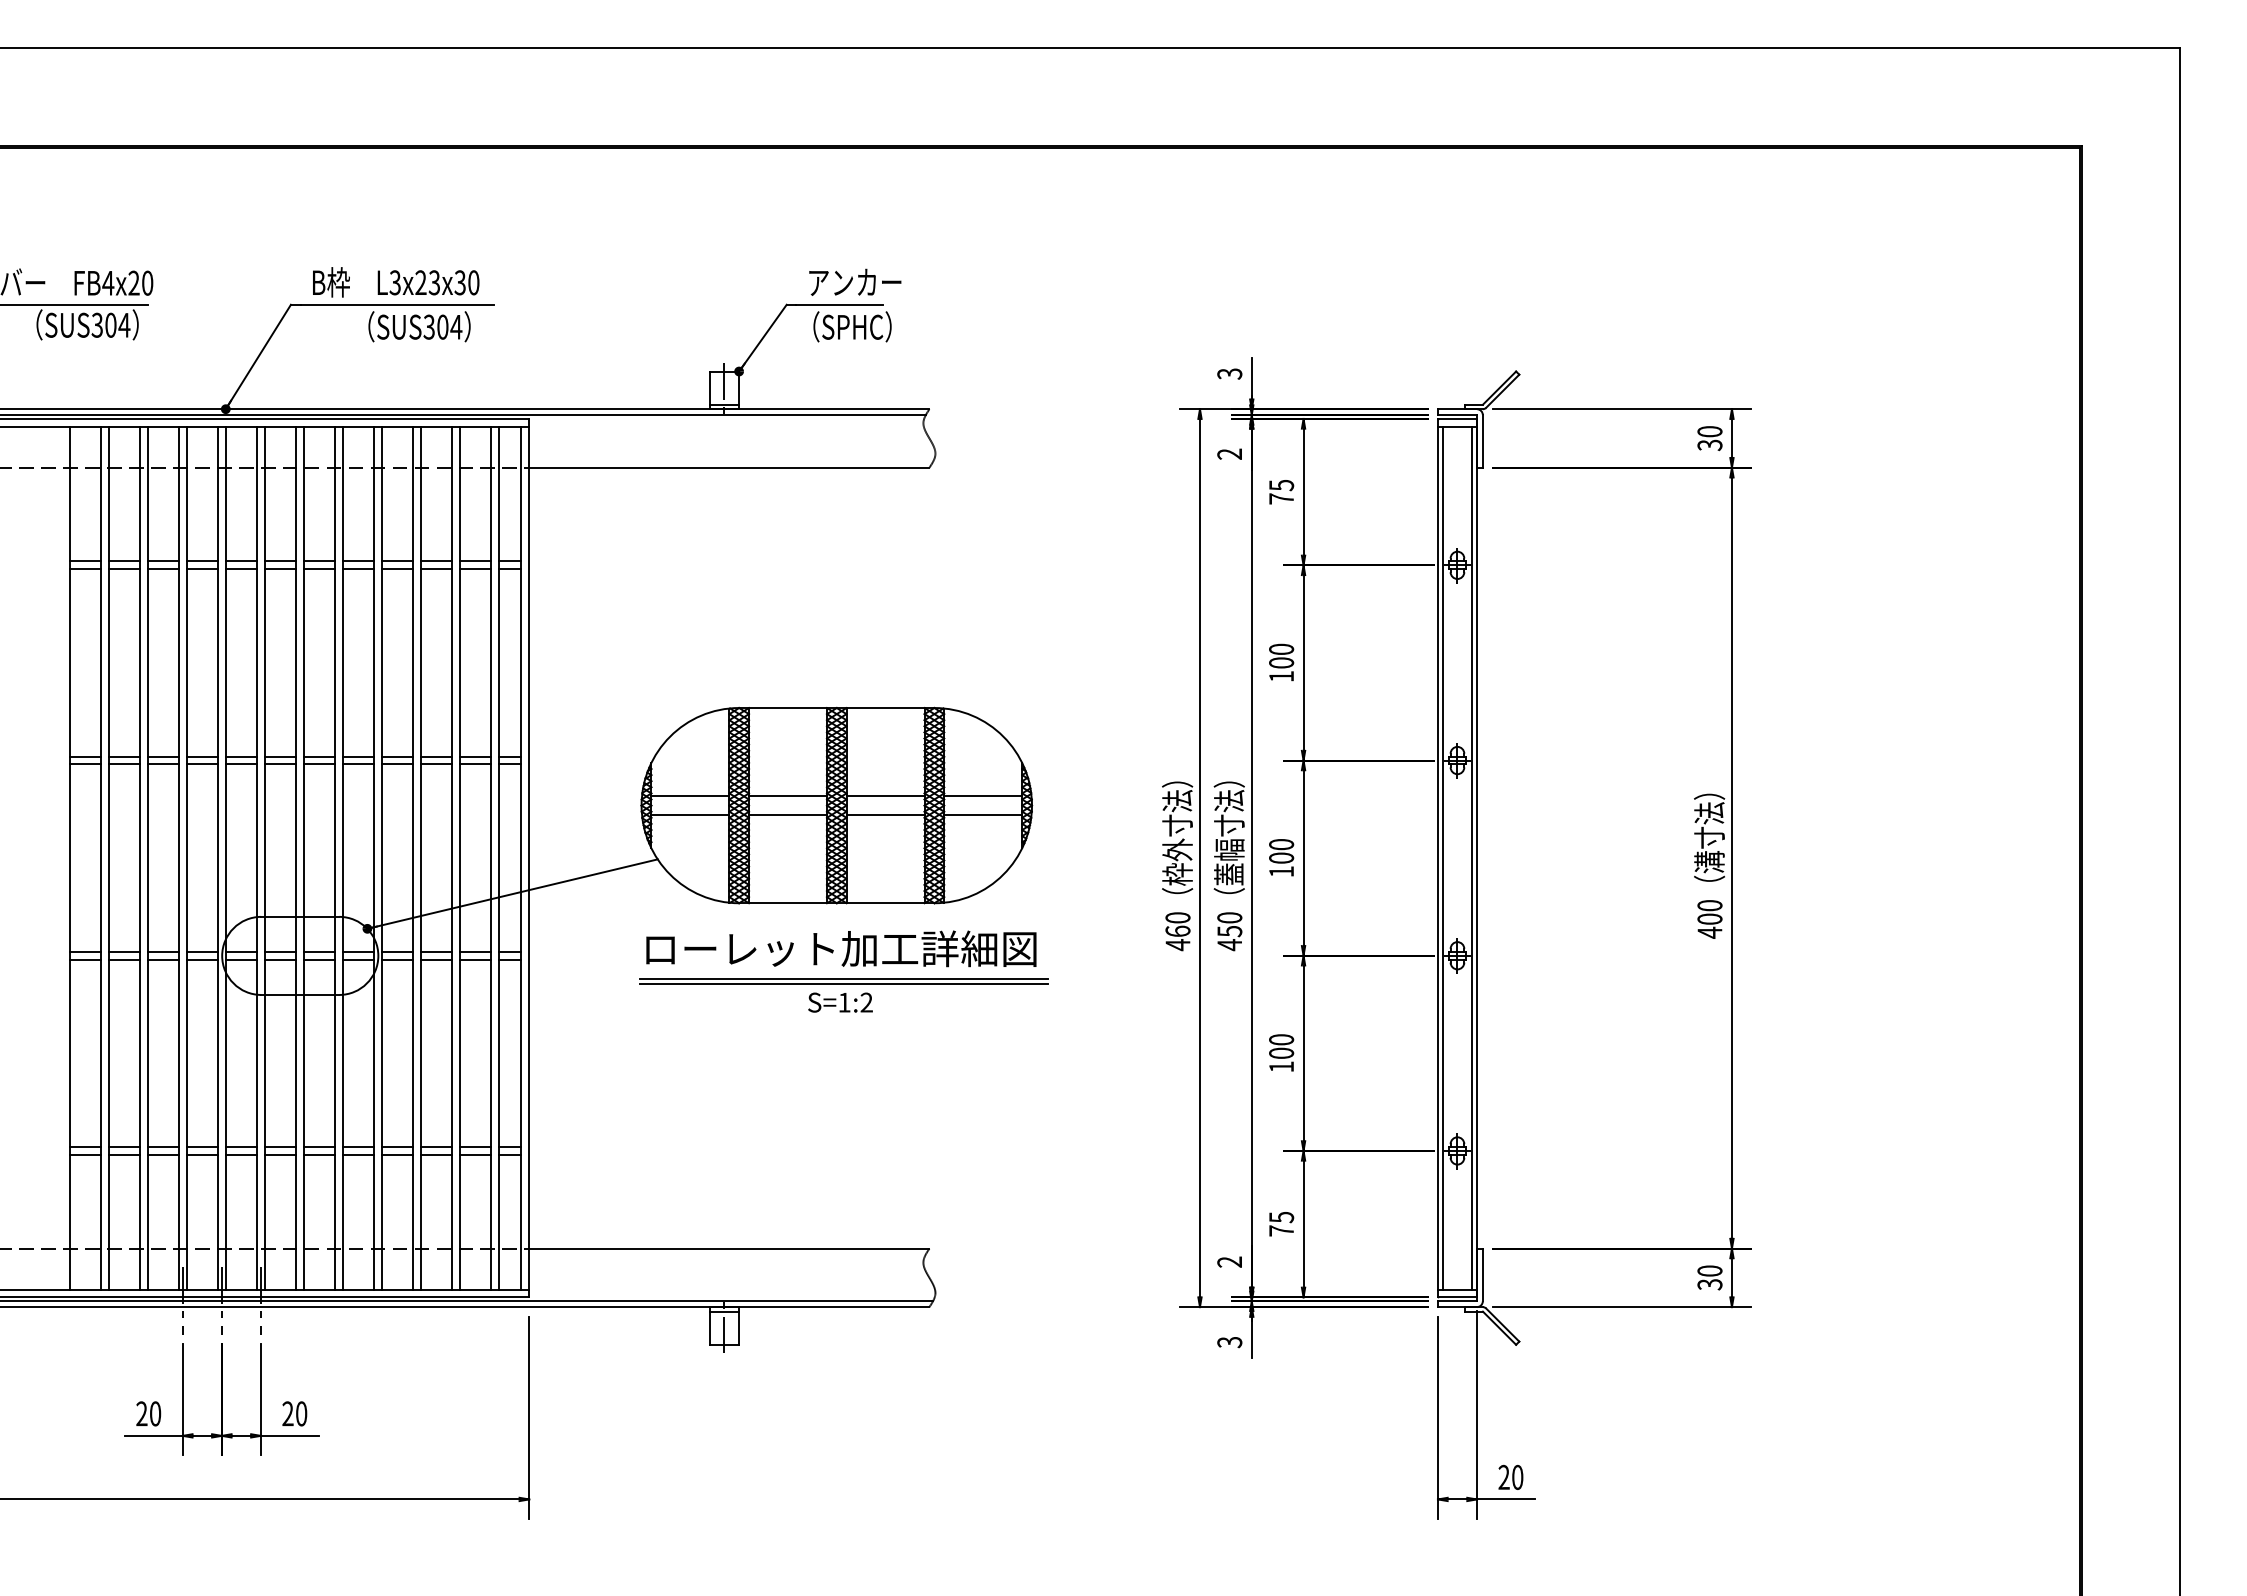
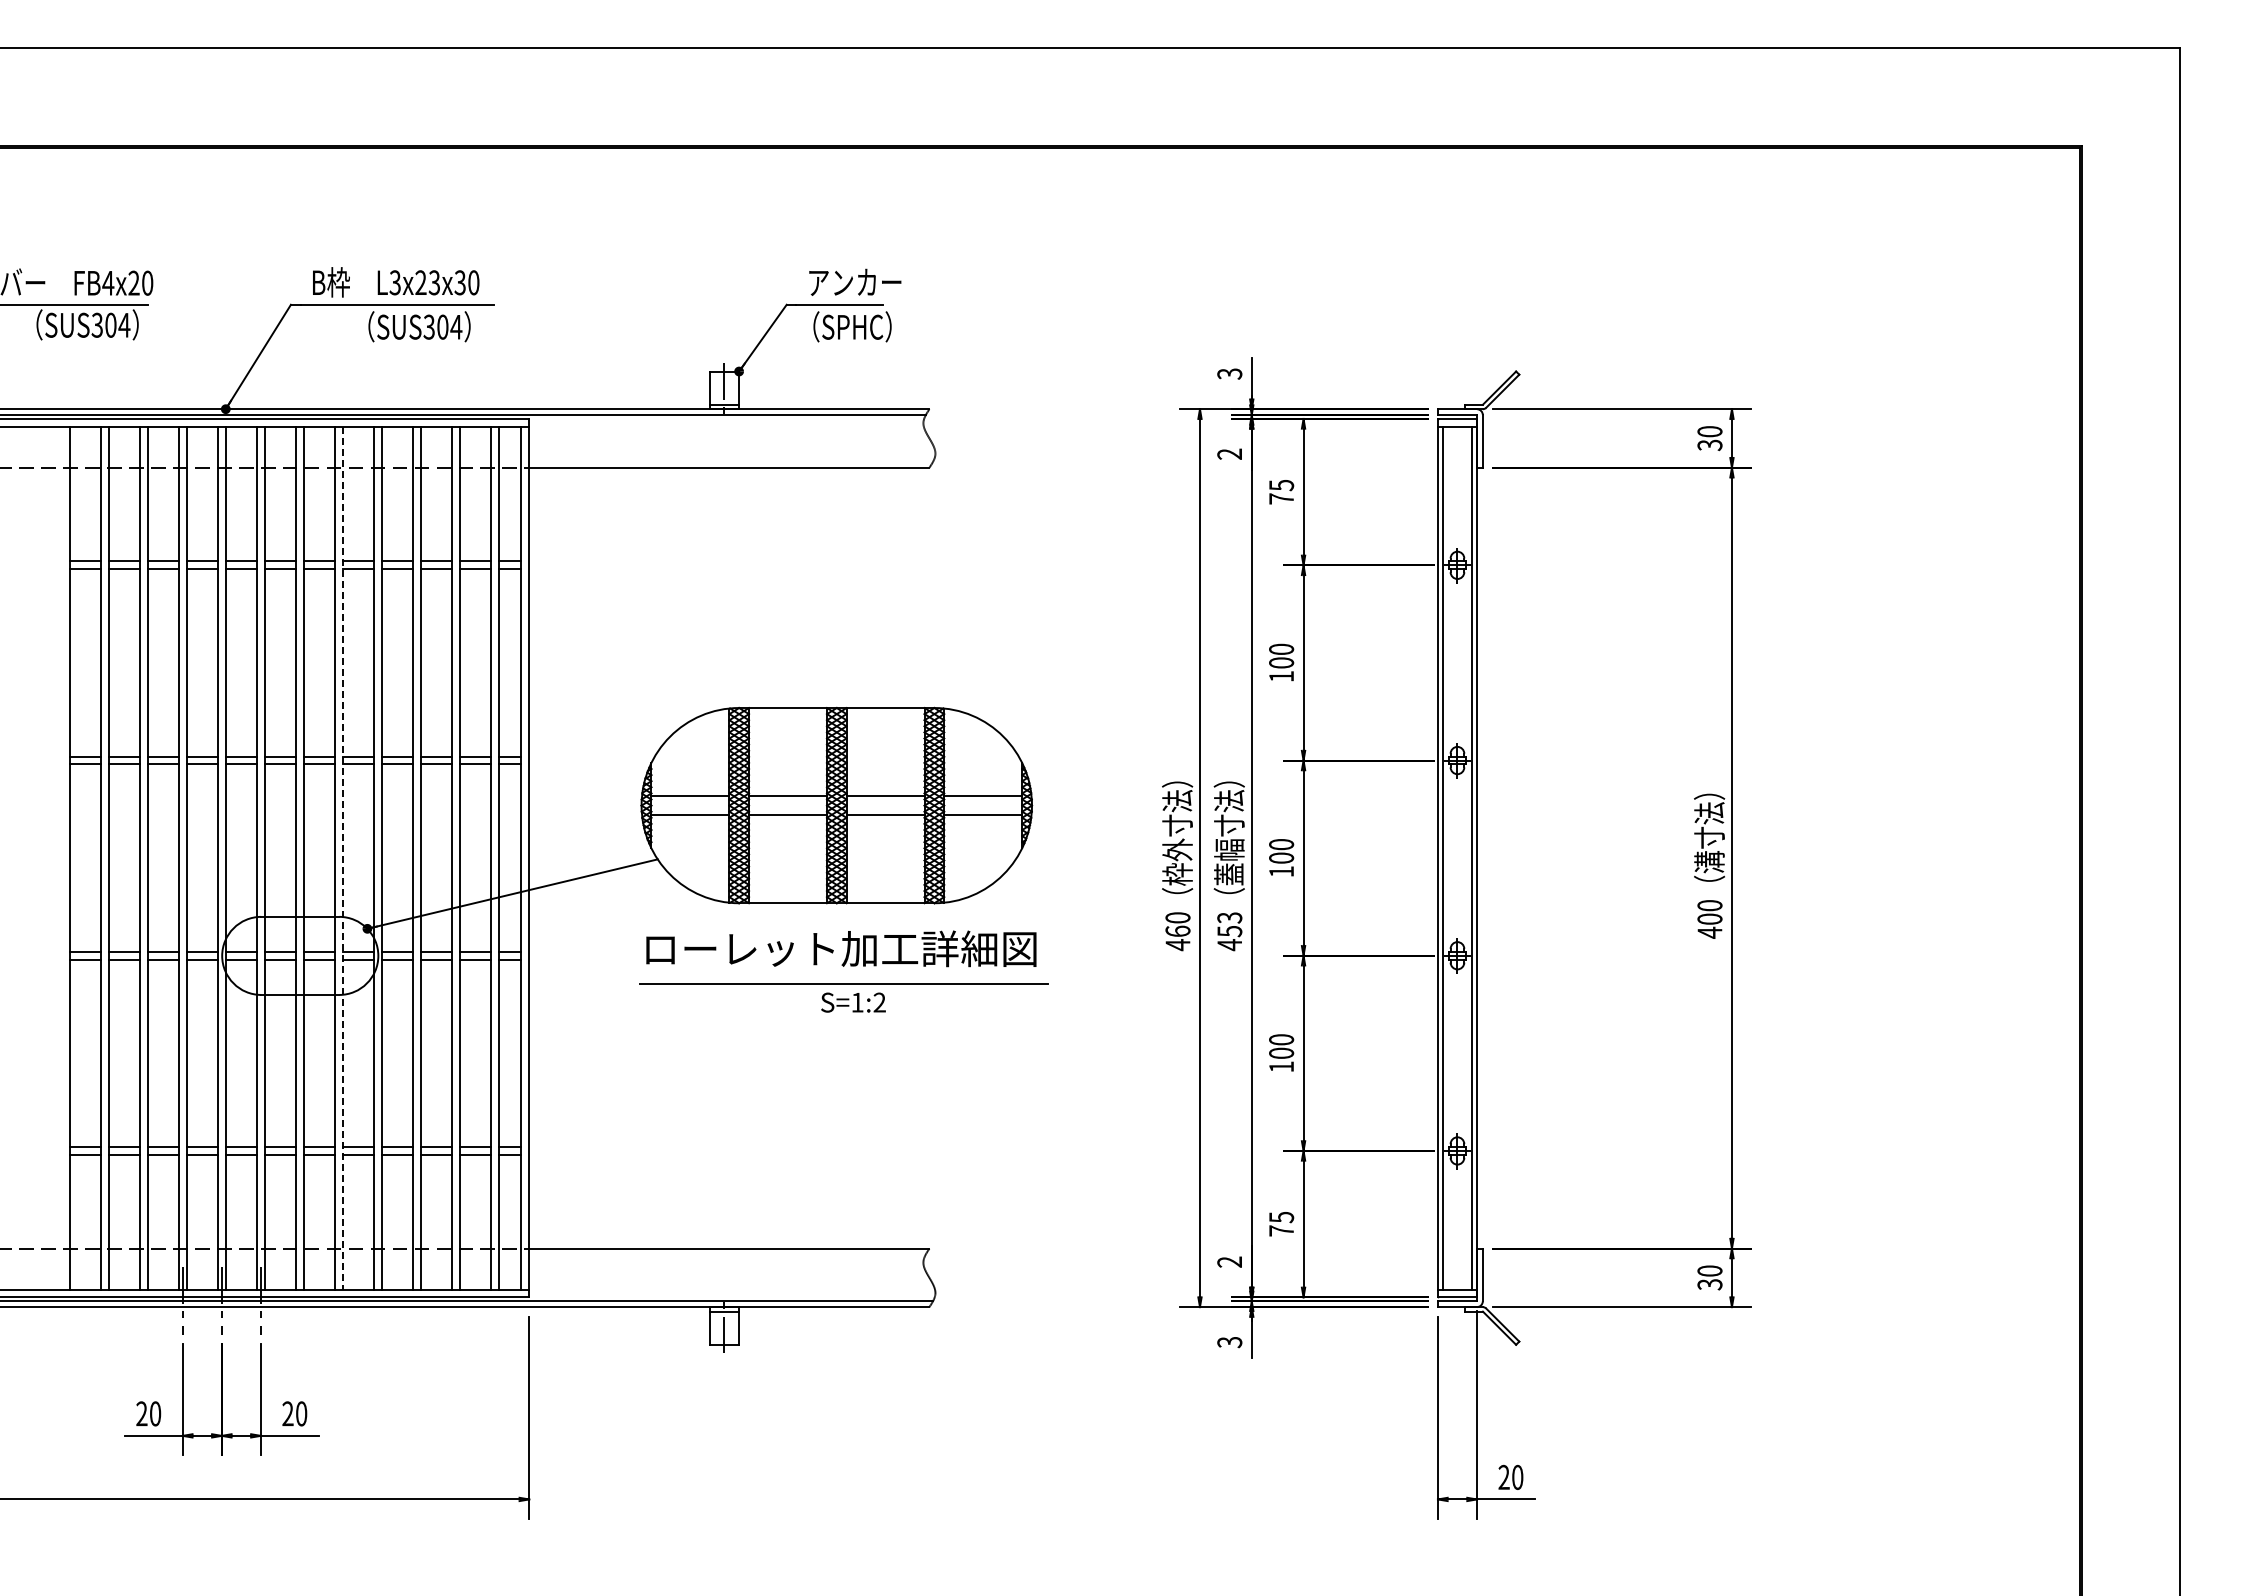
line: solid -> dashed (342, 858)
text: 450 -> 453 (1229, 917)
line: present -> none (843, 979)
text position: (840, 1002) -> (853, 1002) (853, 1002)
